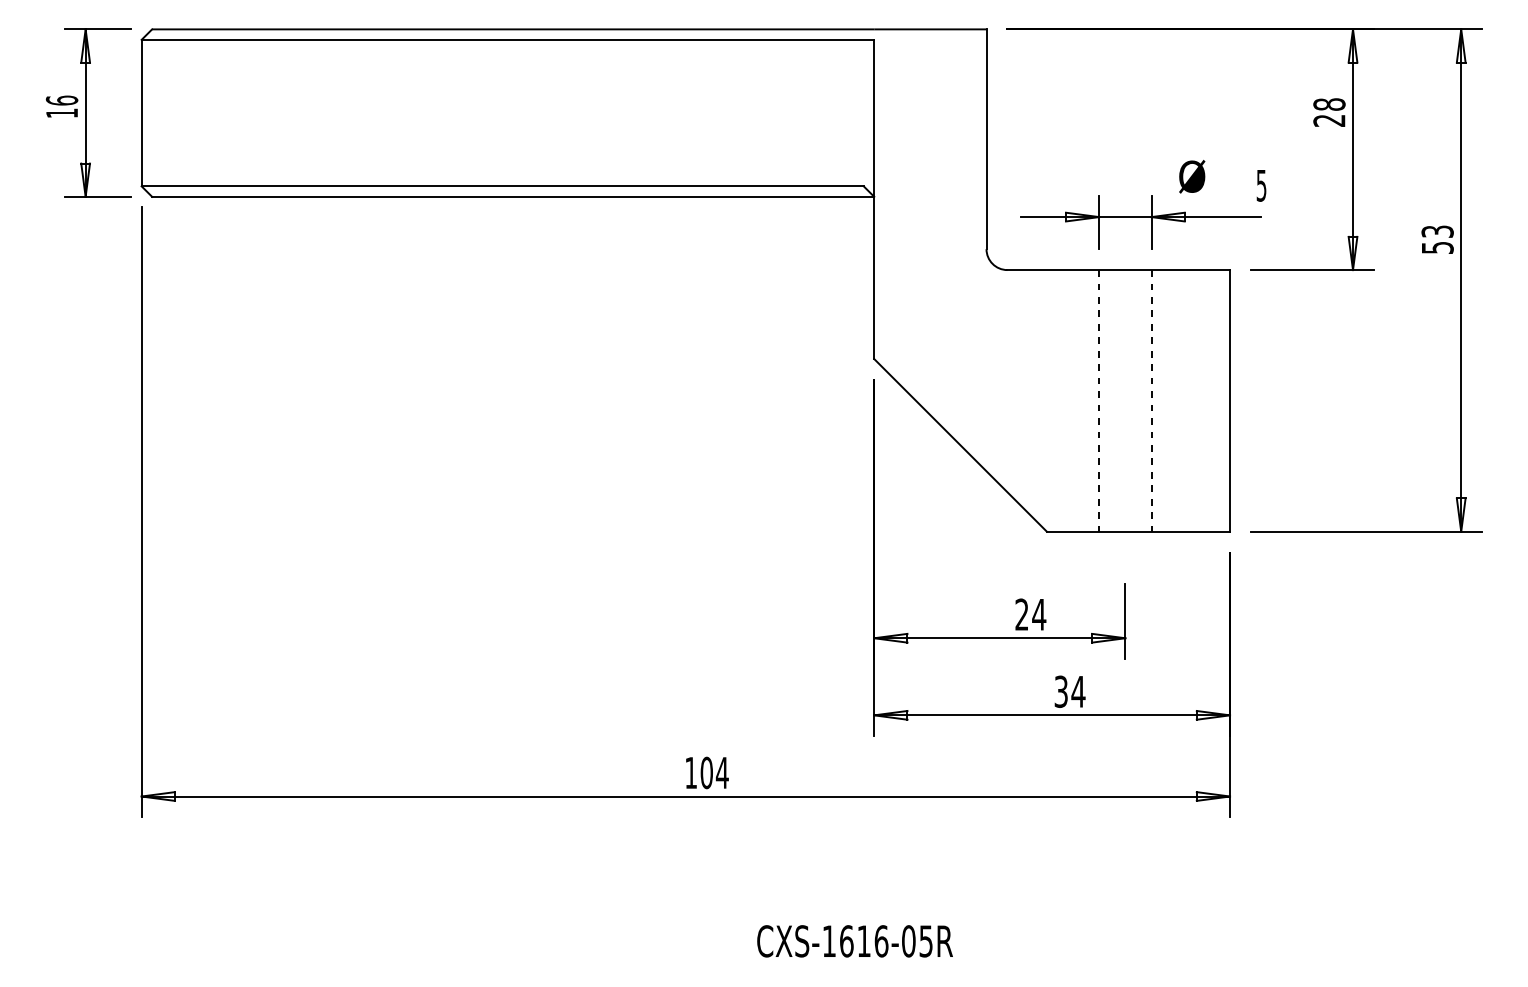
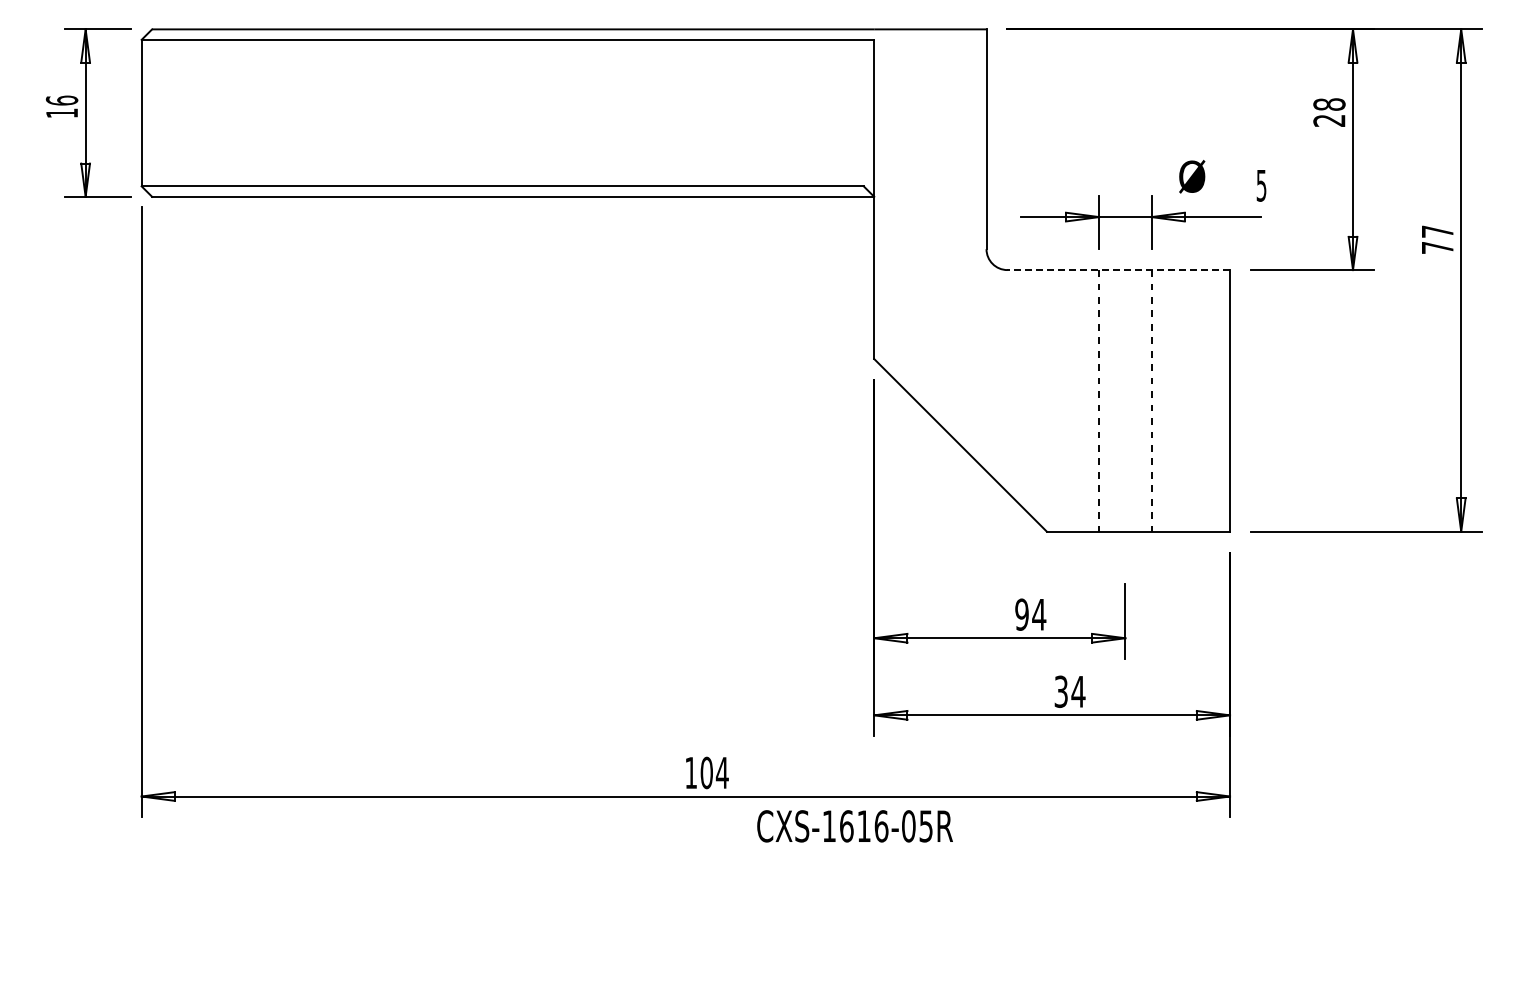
text: 53 -> 77 (1437, 239)
line: solid -> dashed (1118, 270)
text: 24 -> 94 (1021, 614)
text position: (854, 941) -> (854, 826) (854, 826)
